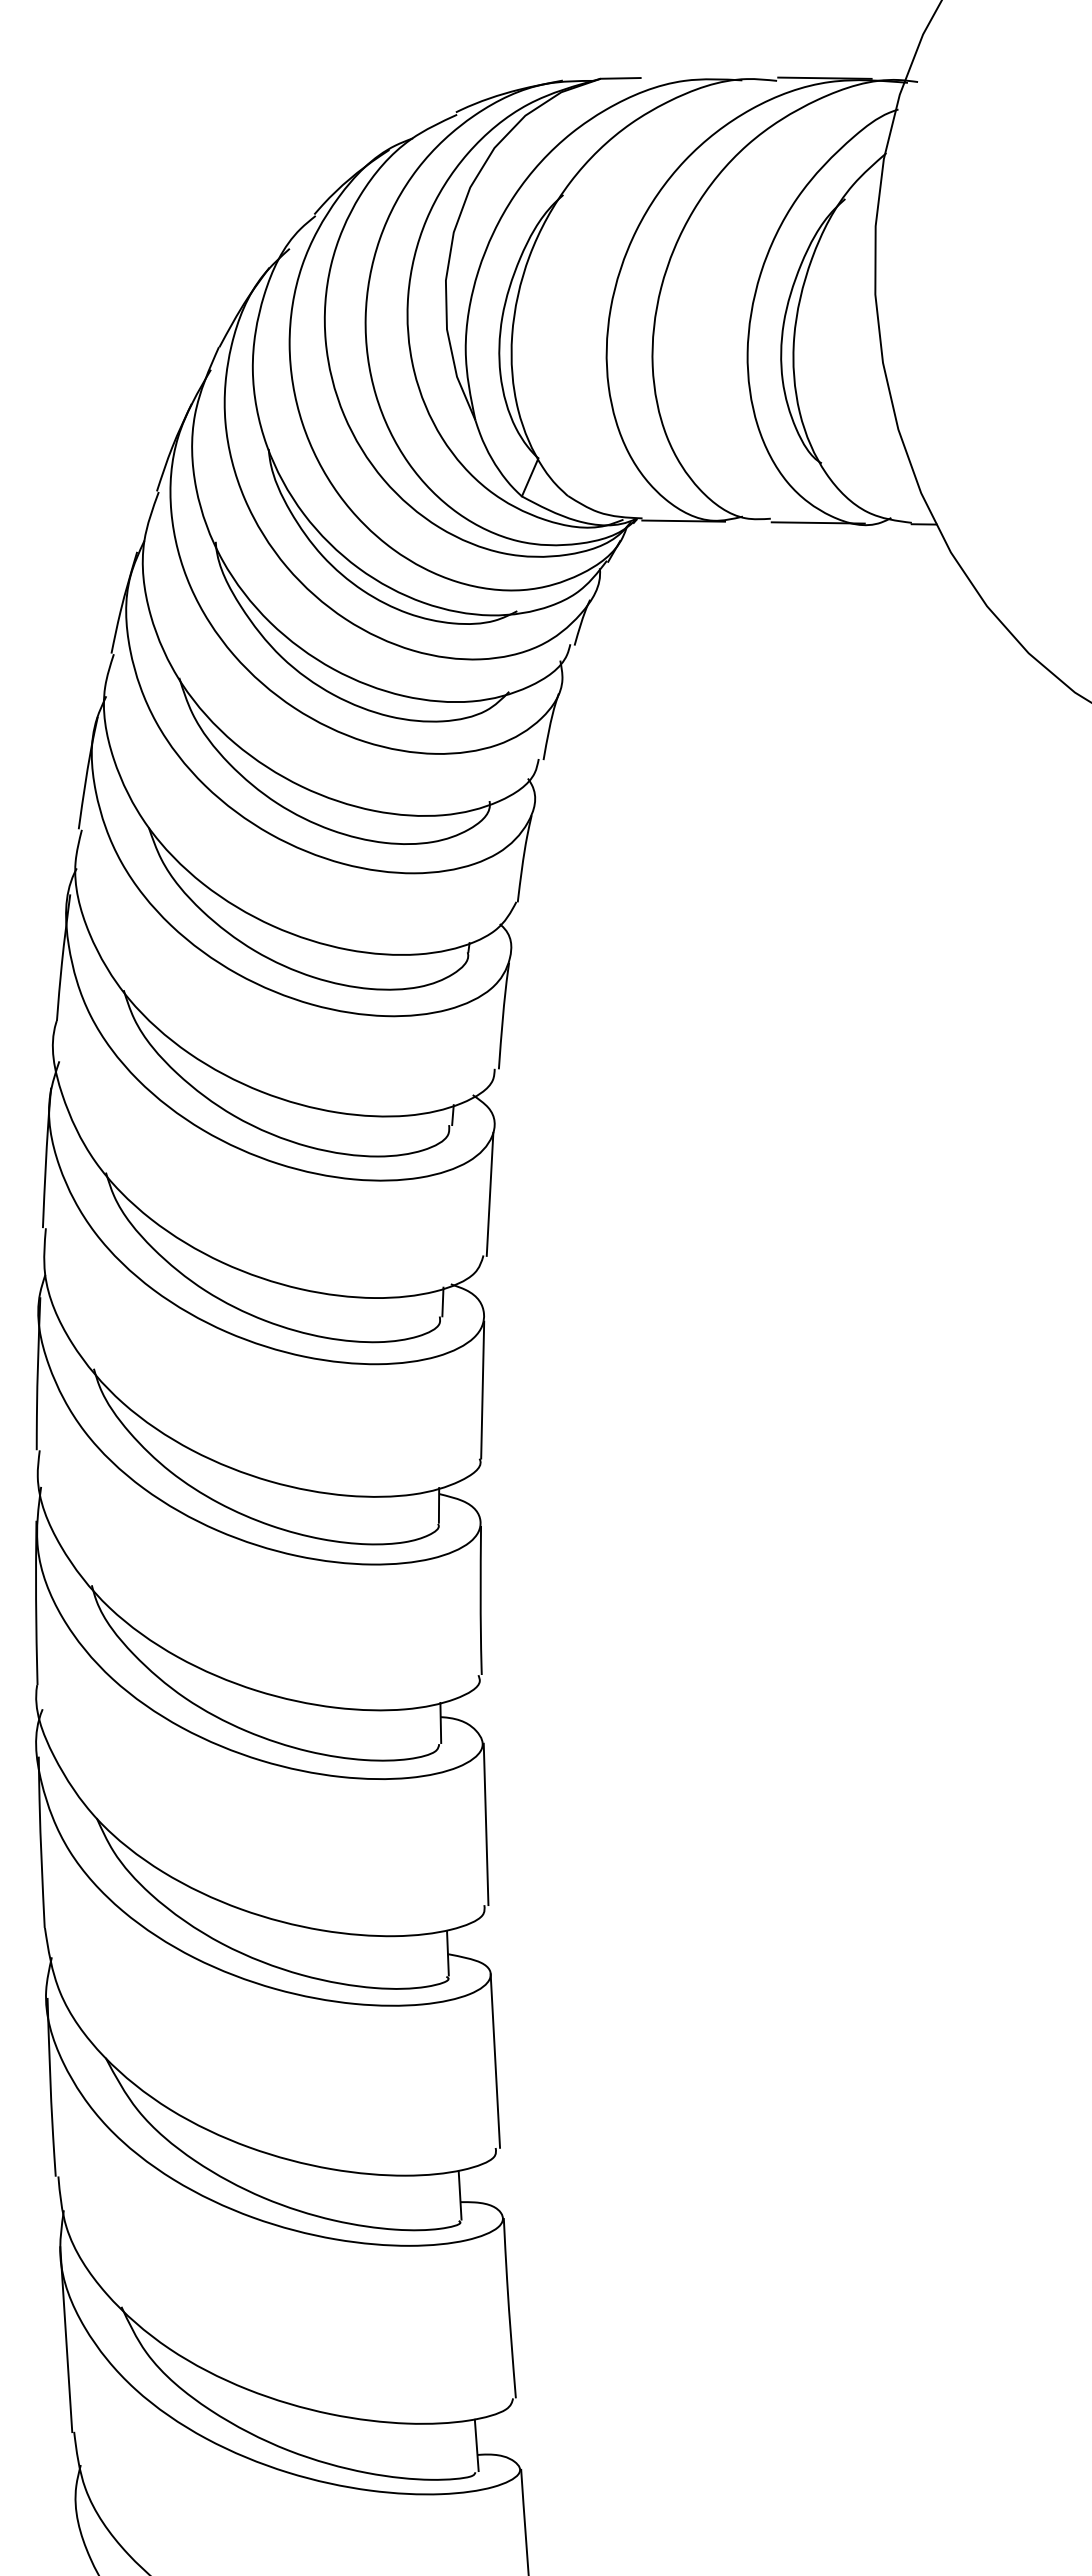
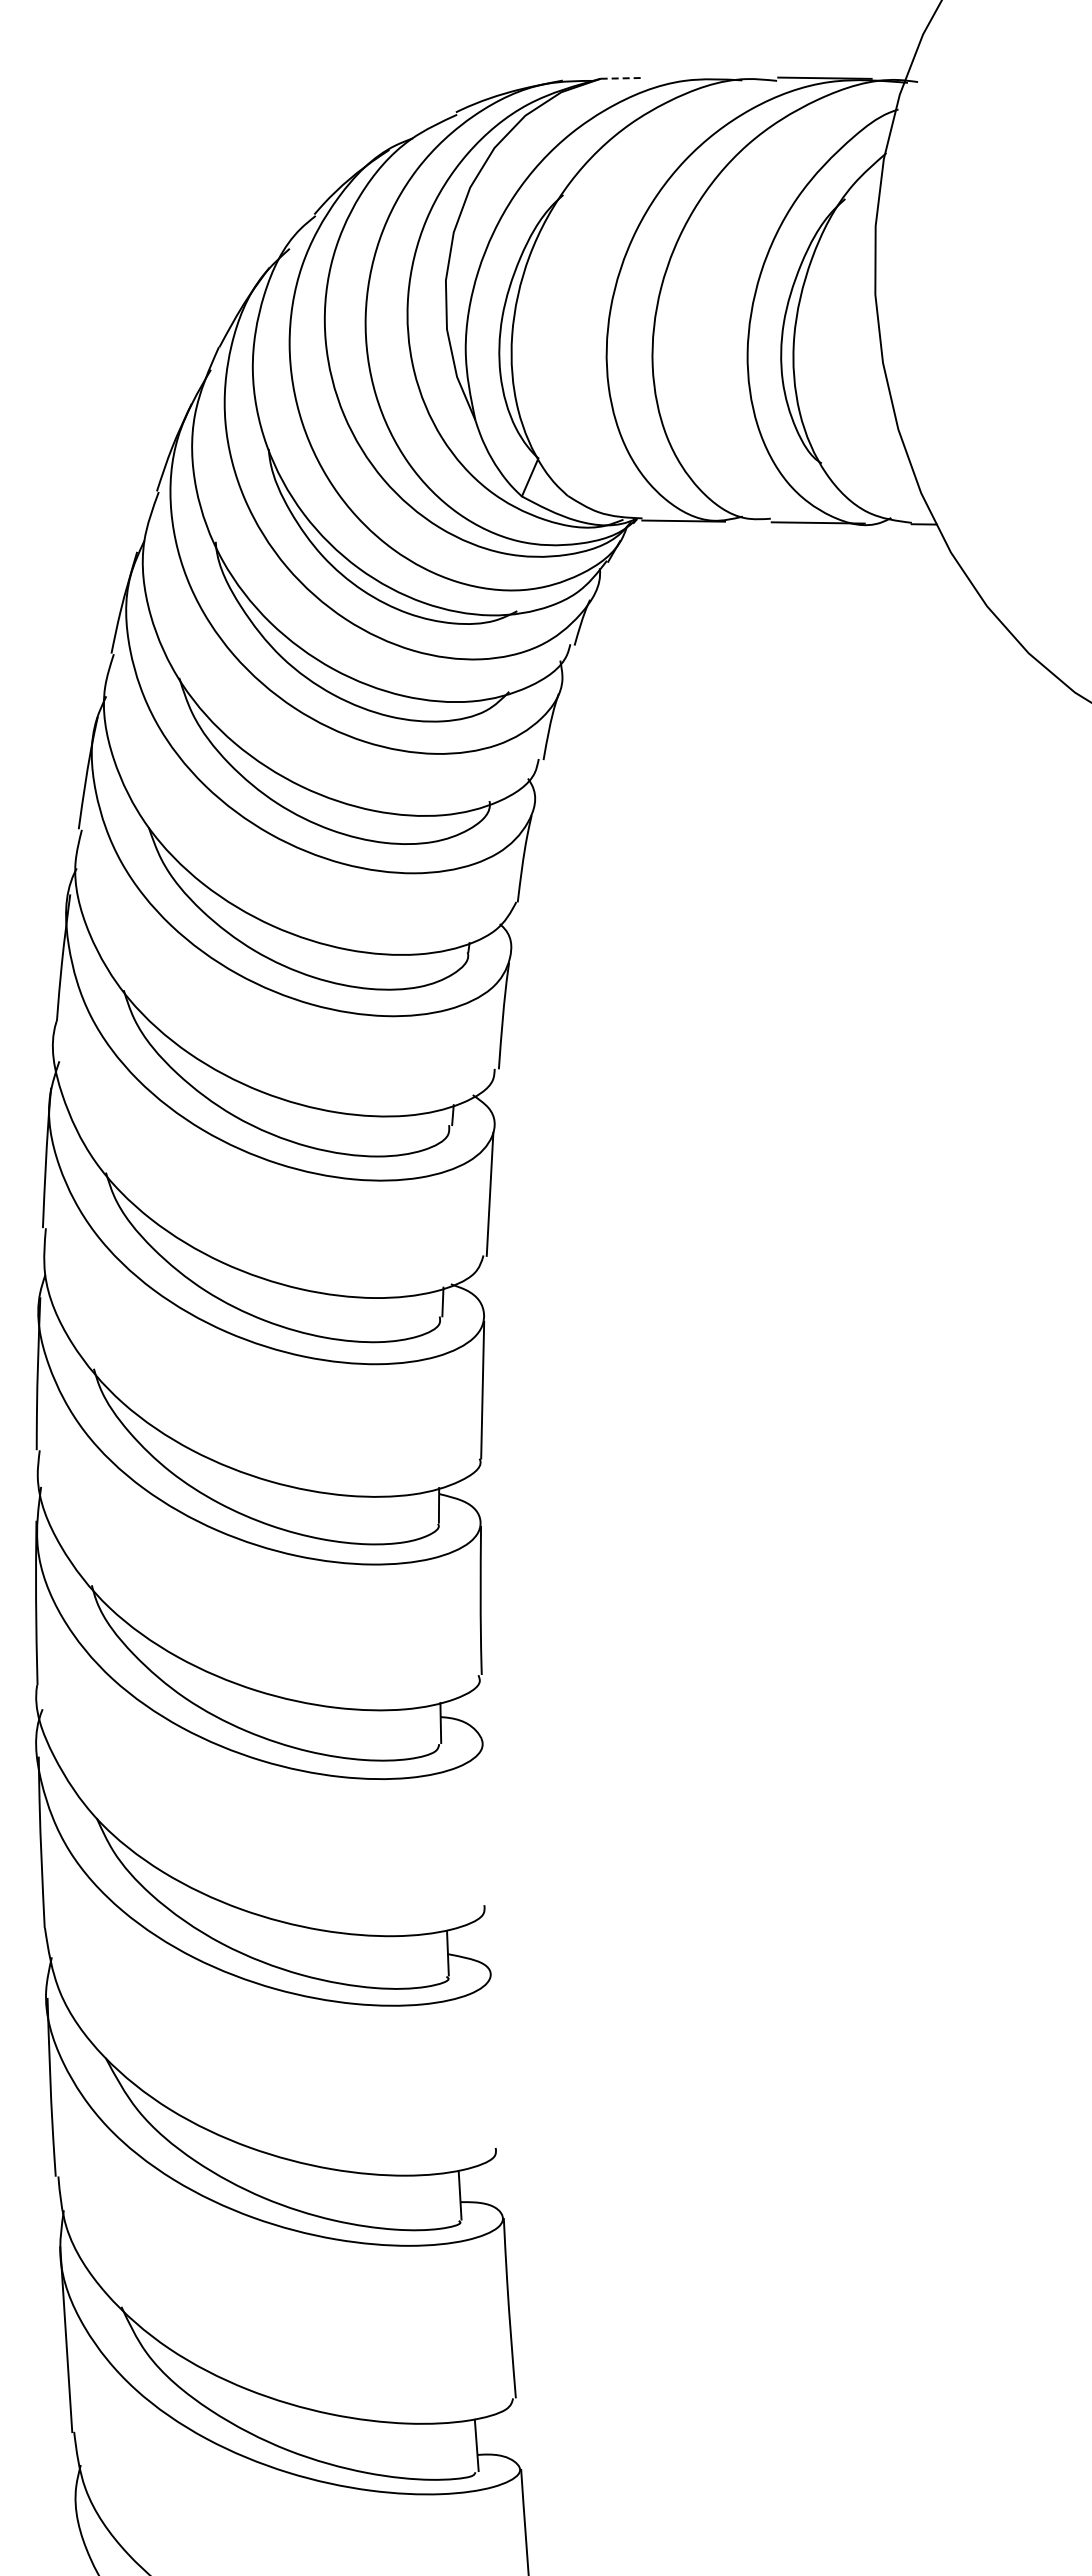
line: solid -> dashed (620, 78)
line: present -> none (485, 1824)
line: present -> none (495, 2060)
